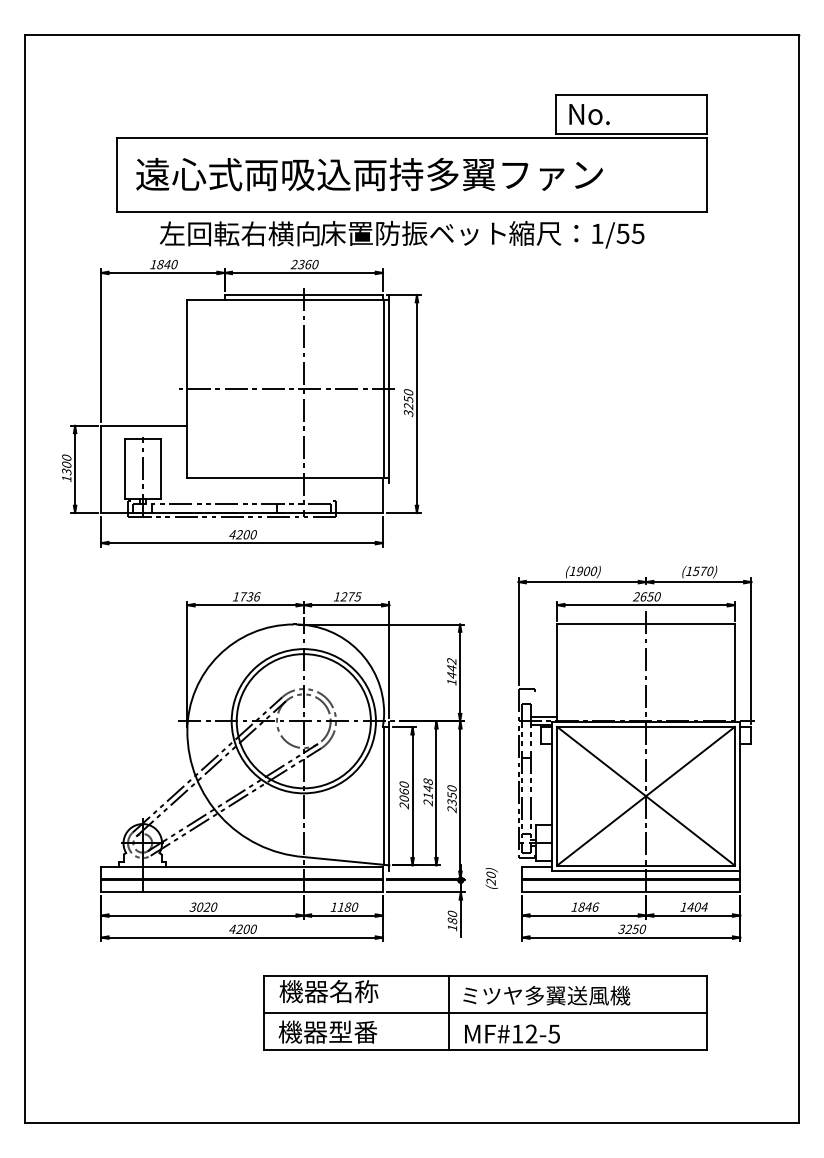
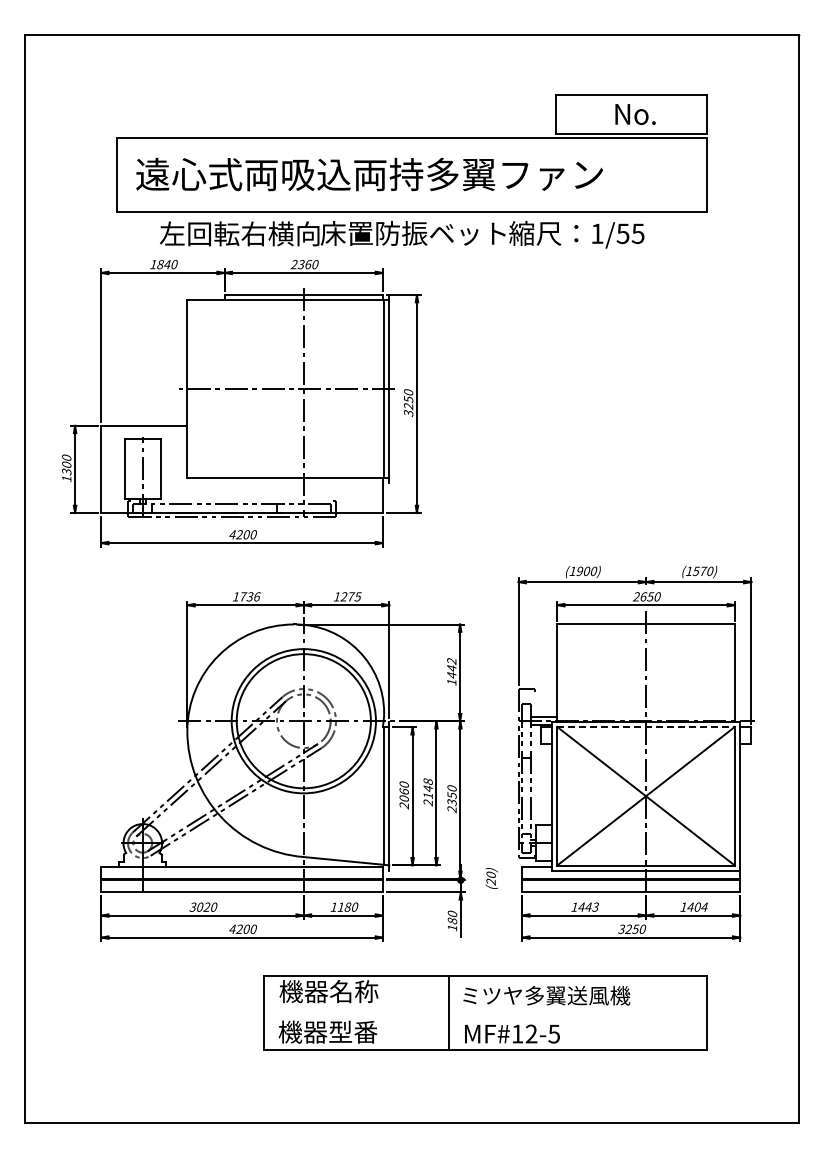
text position: (589, 114) -> (635, 114) (635, 114)
line: solid -> dashed (646, 726)
text: 1846 -> 1443 (588, 906)
line: present -> none (485, 1012)
